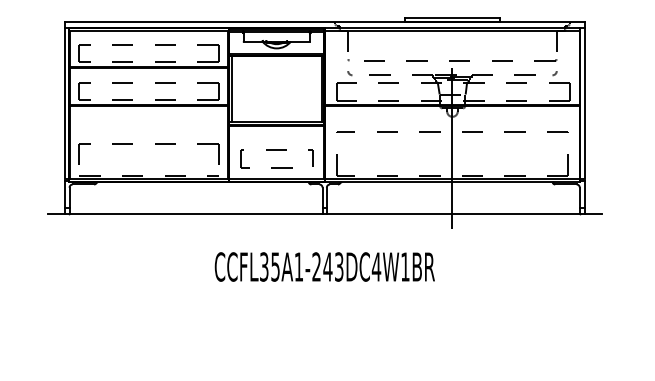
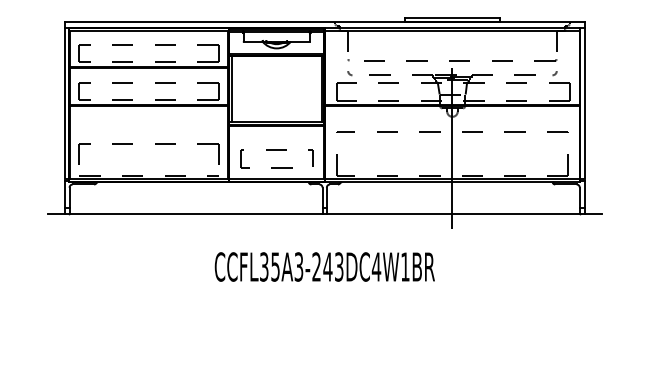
text: CCFL35A1-243DC4W1BR -> CCFL35A3-243DC4W1BR (298, 266)
